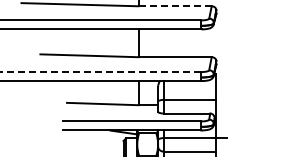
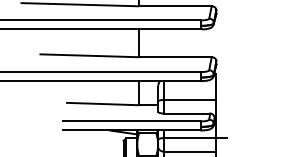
line: dashed -> solid (176, 6)
line: dashed -> solid (100, 72)
